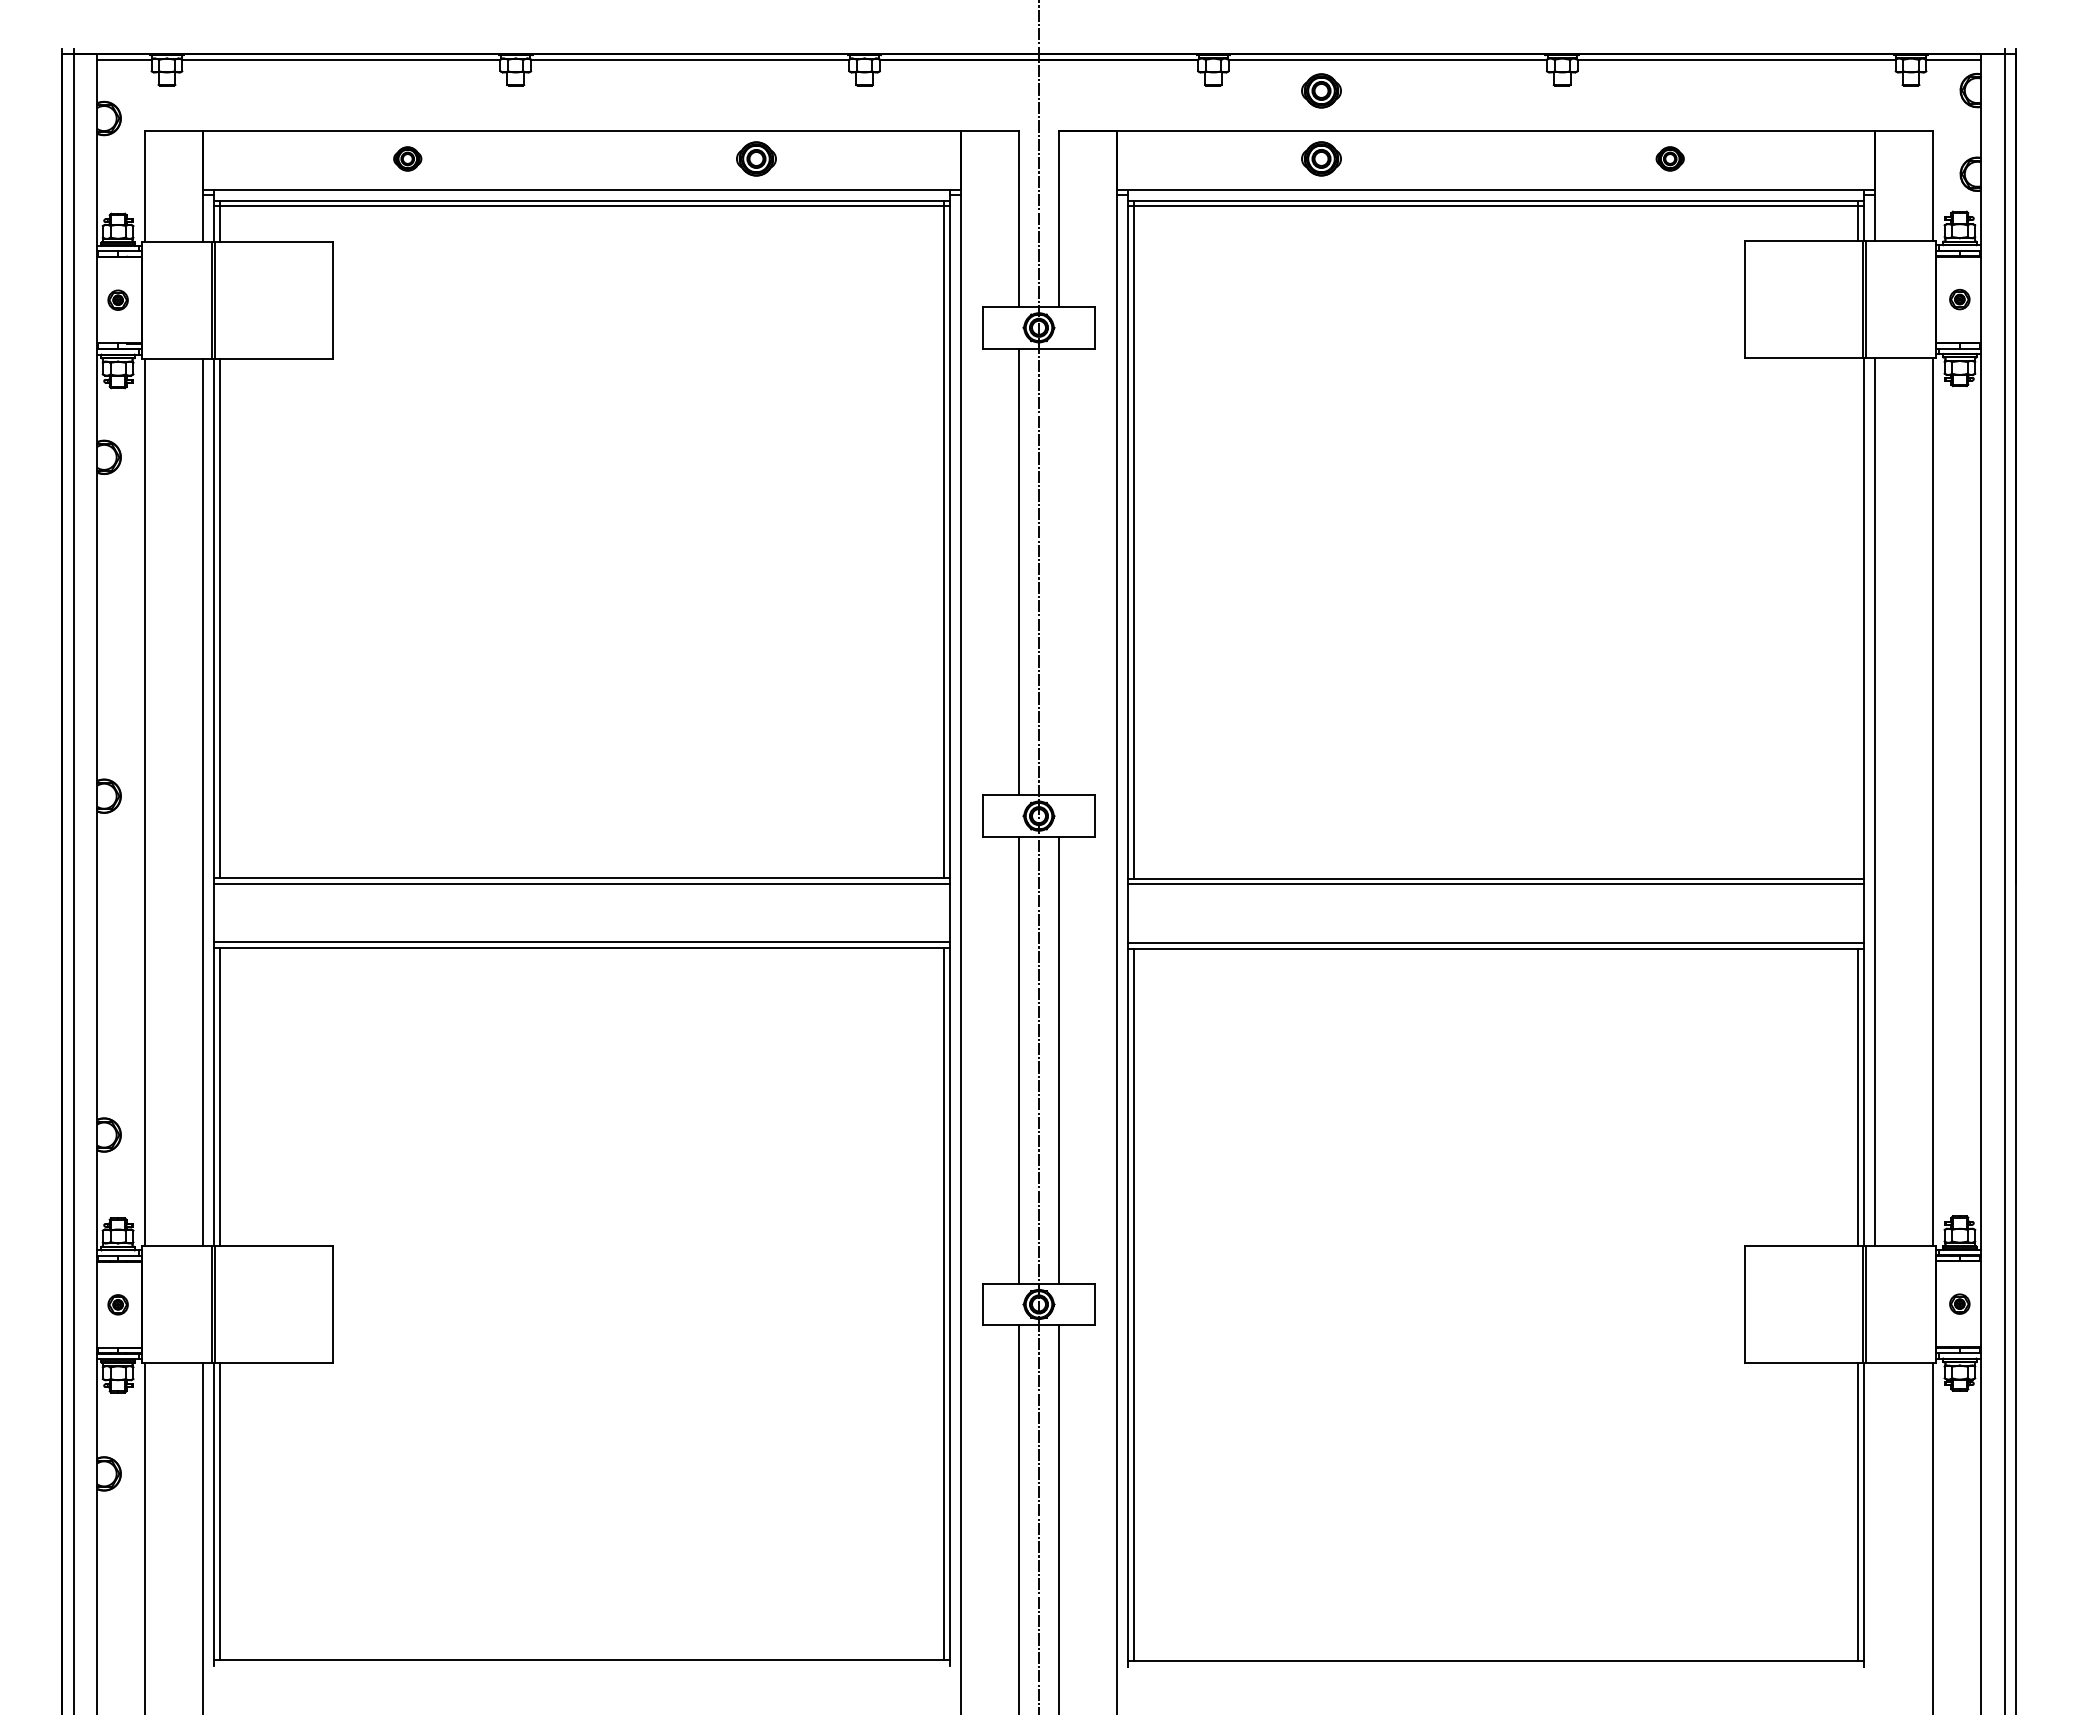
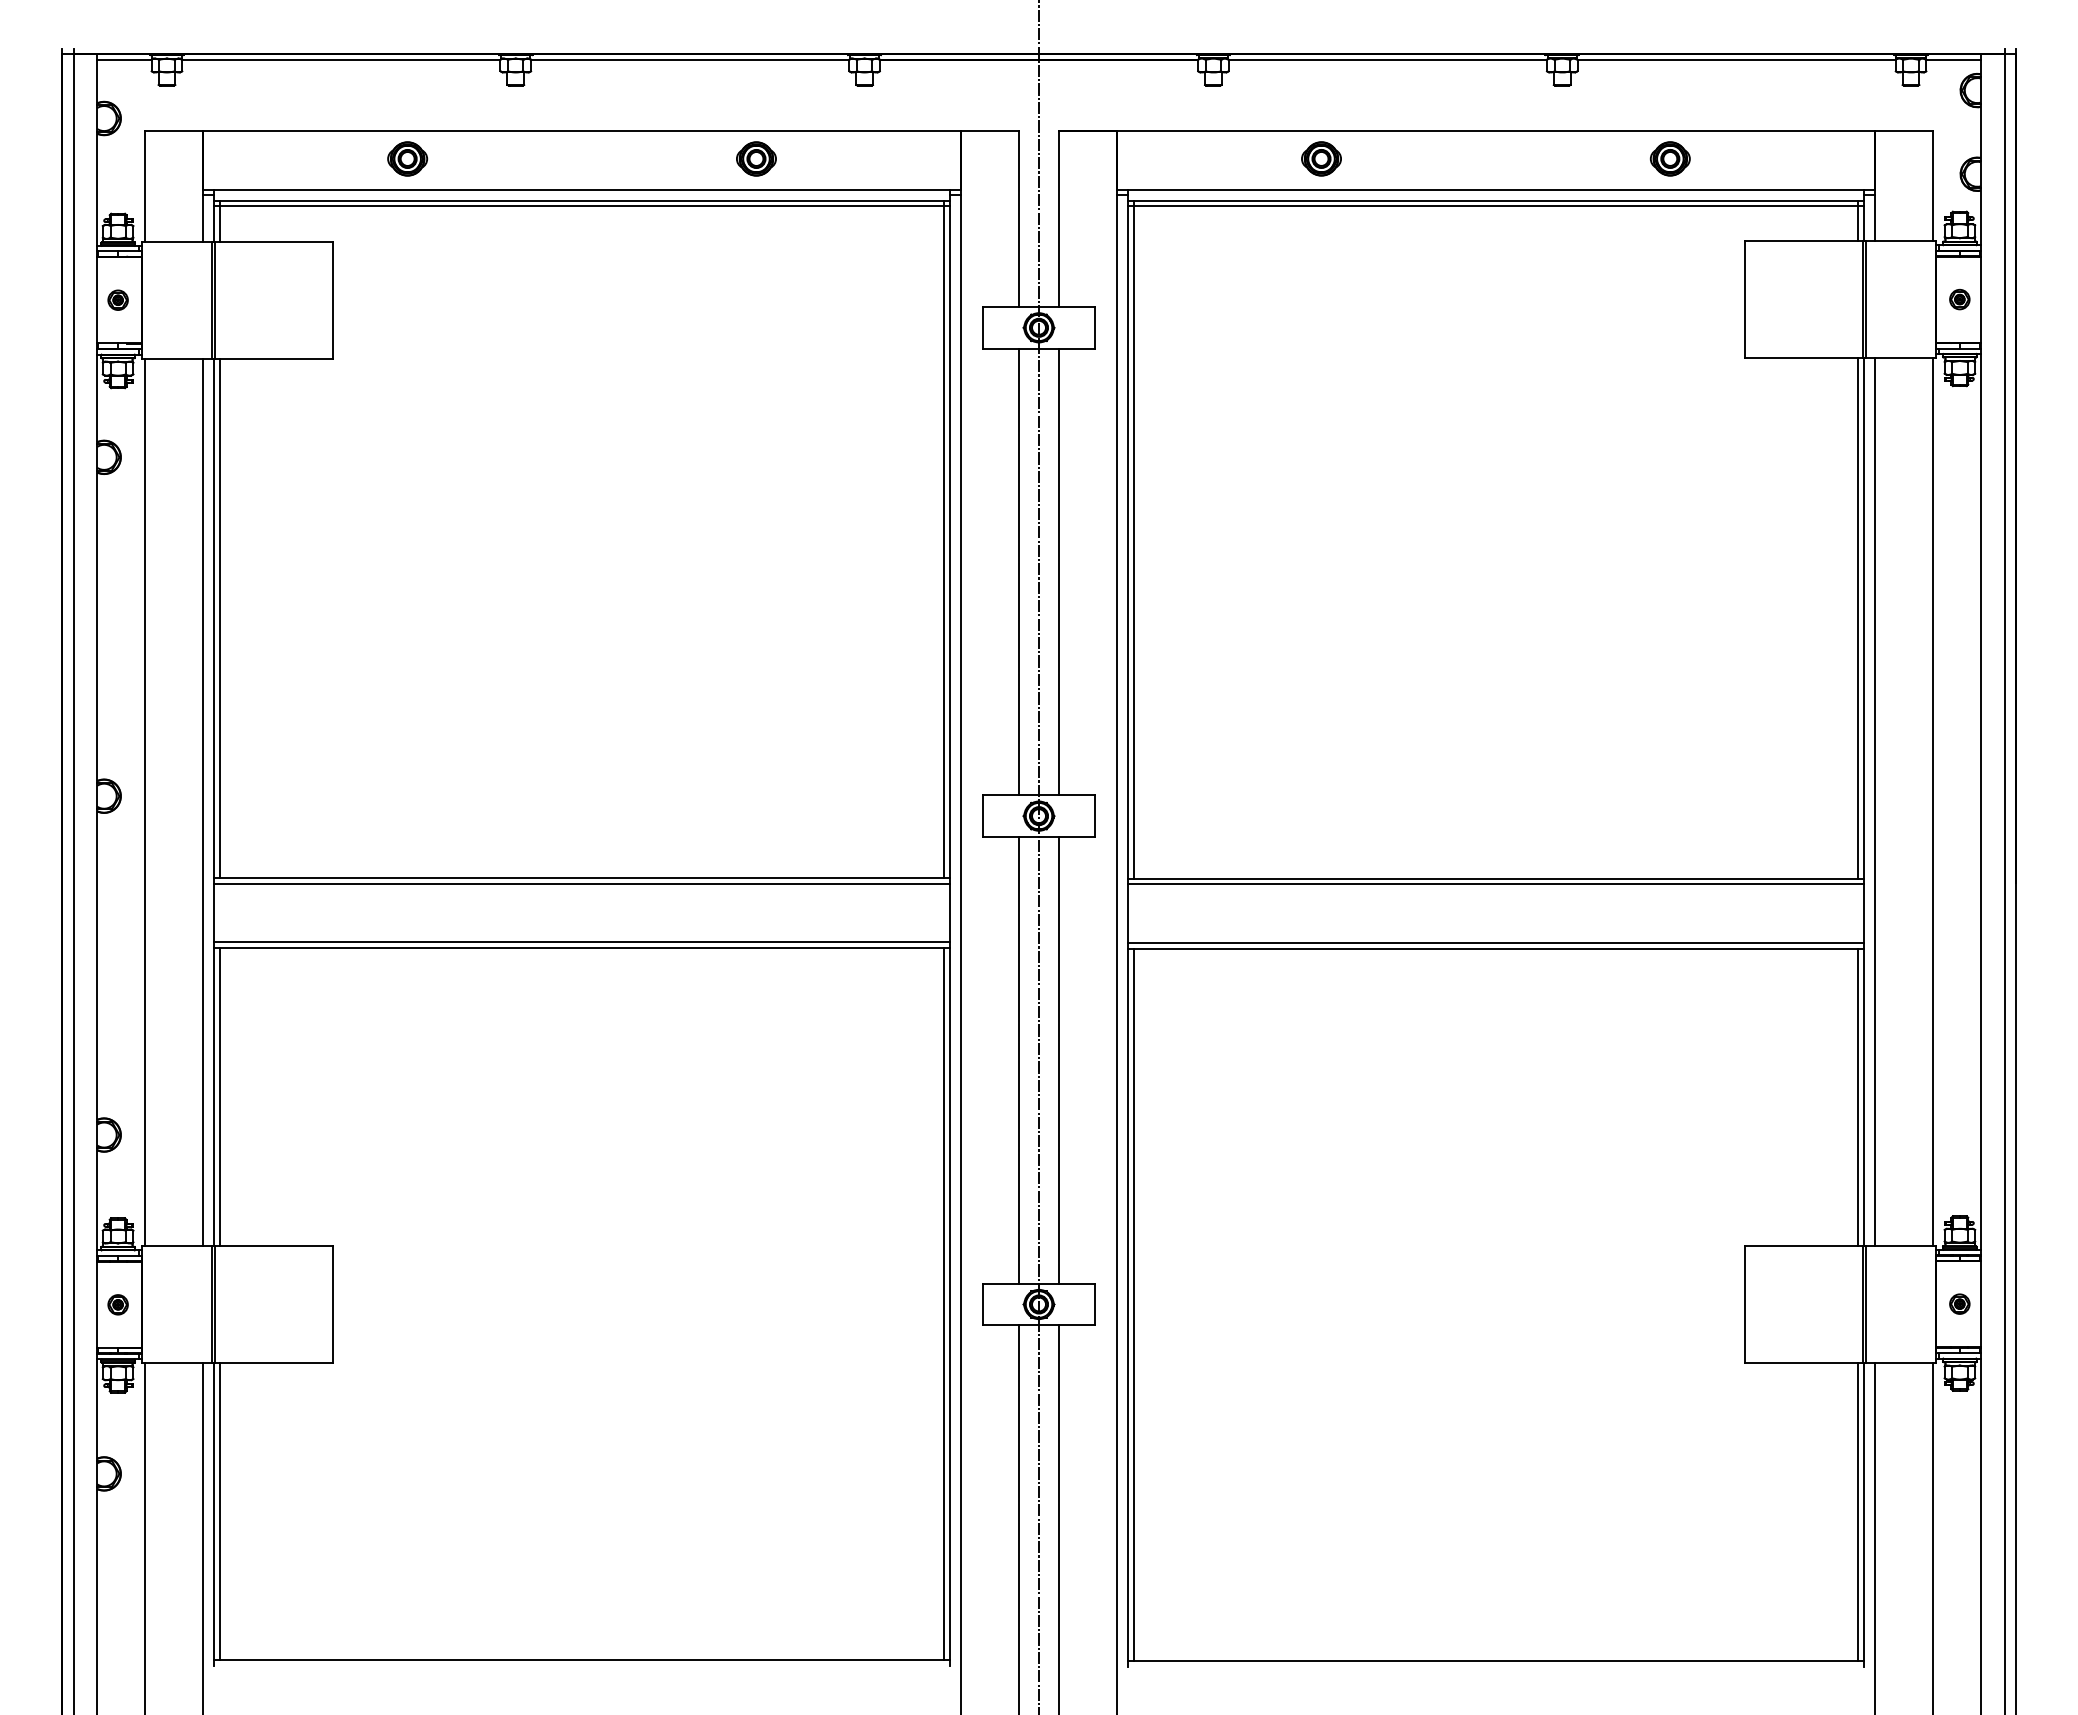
part: present -> none (1321, 90)
part size: 30x26 px -> 42x36 px (407, 158)
part size: 30x26 px -> 42x36 px (1669, 158)
line: none -> present (1058, 571)
line: none -> present (1857, 618)
line: none -> present (1874, 1536)
